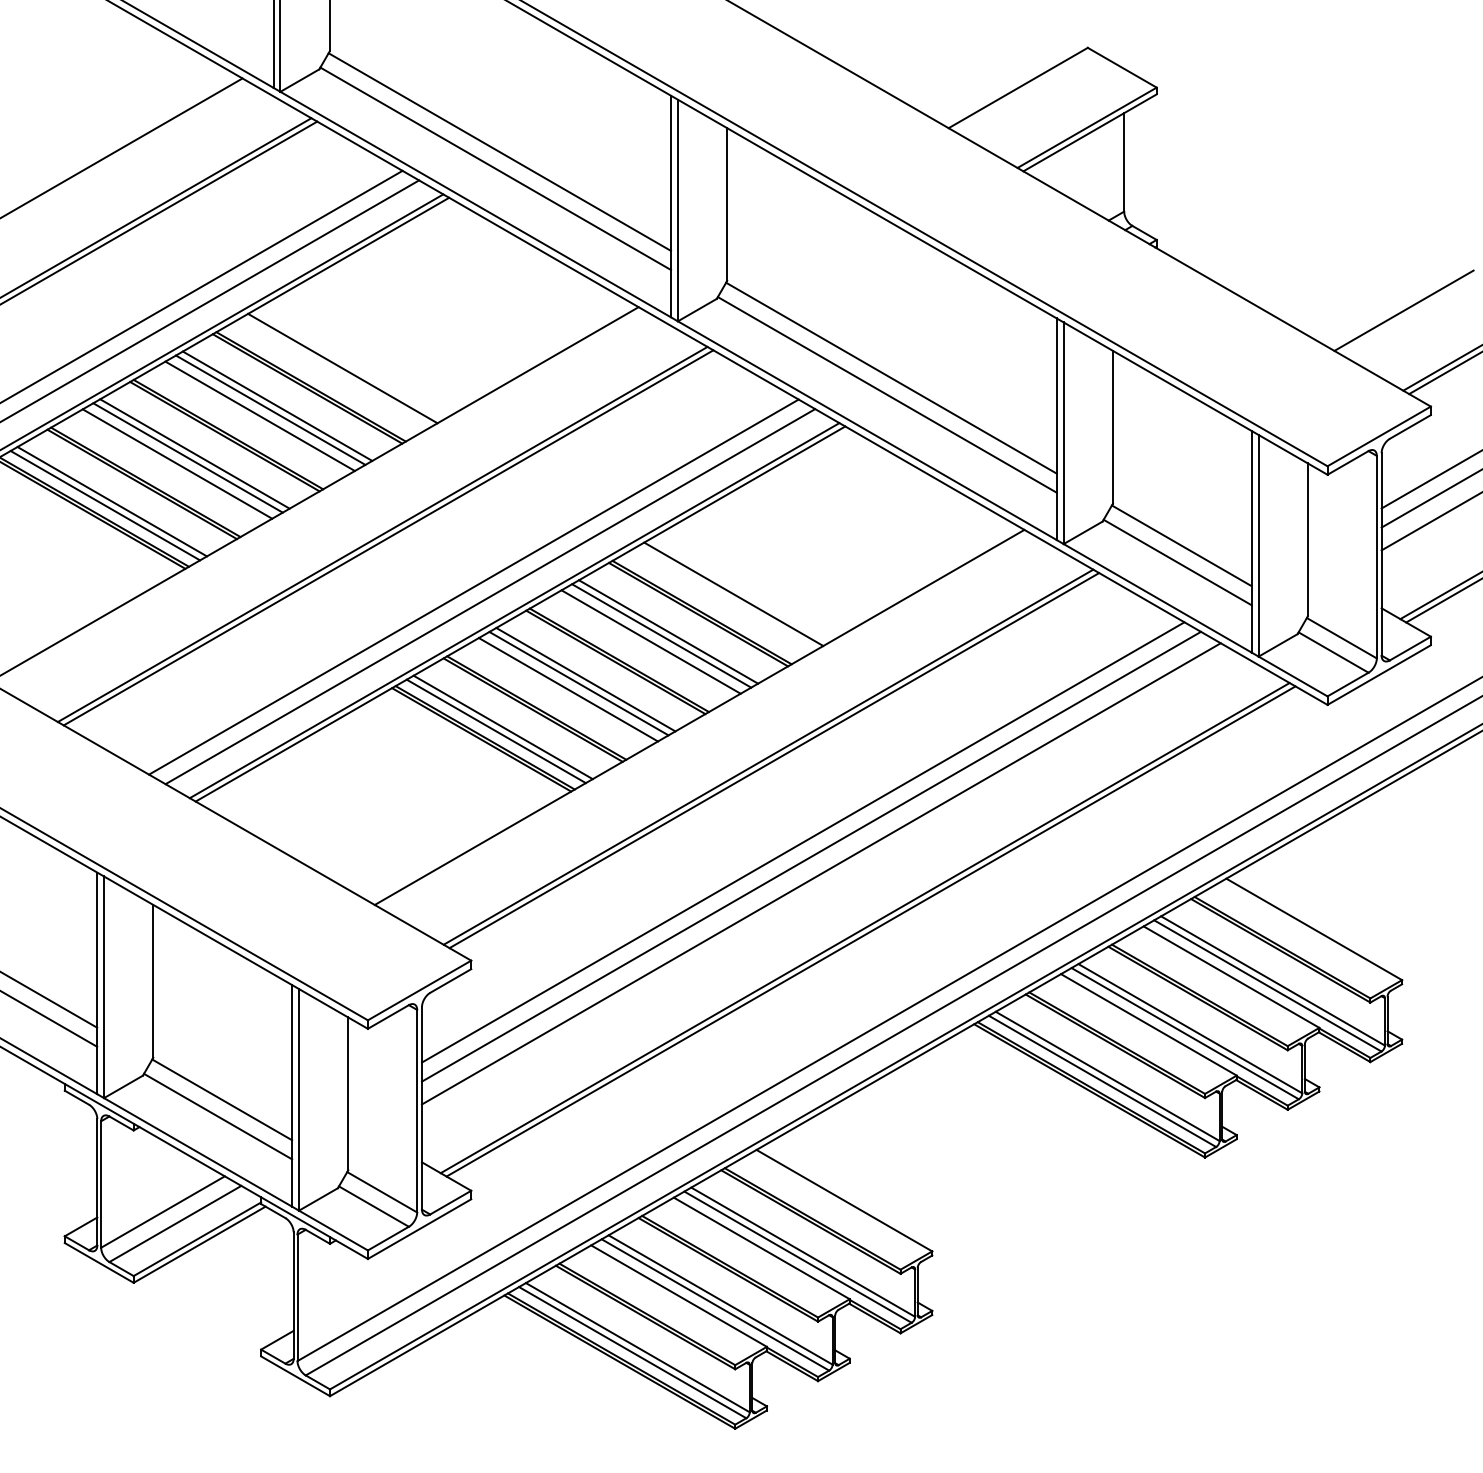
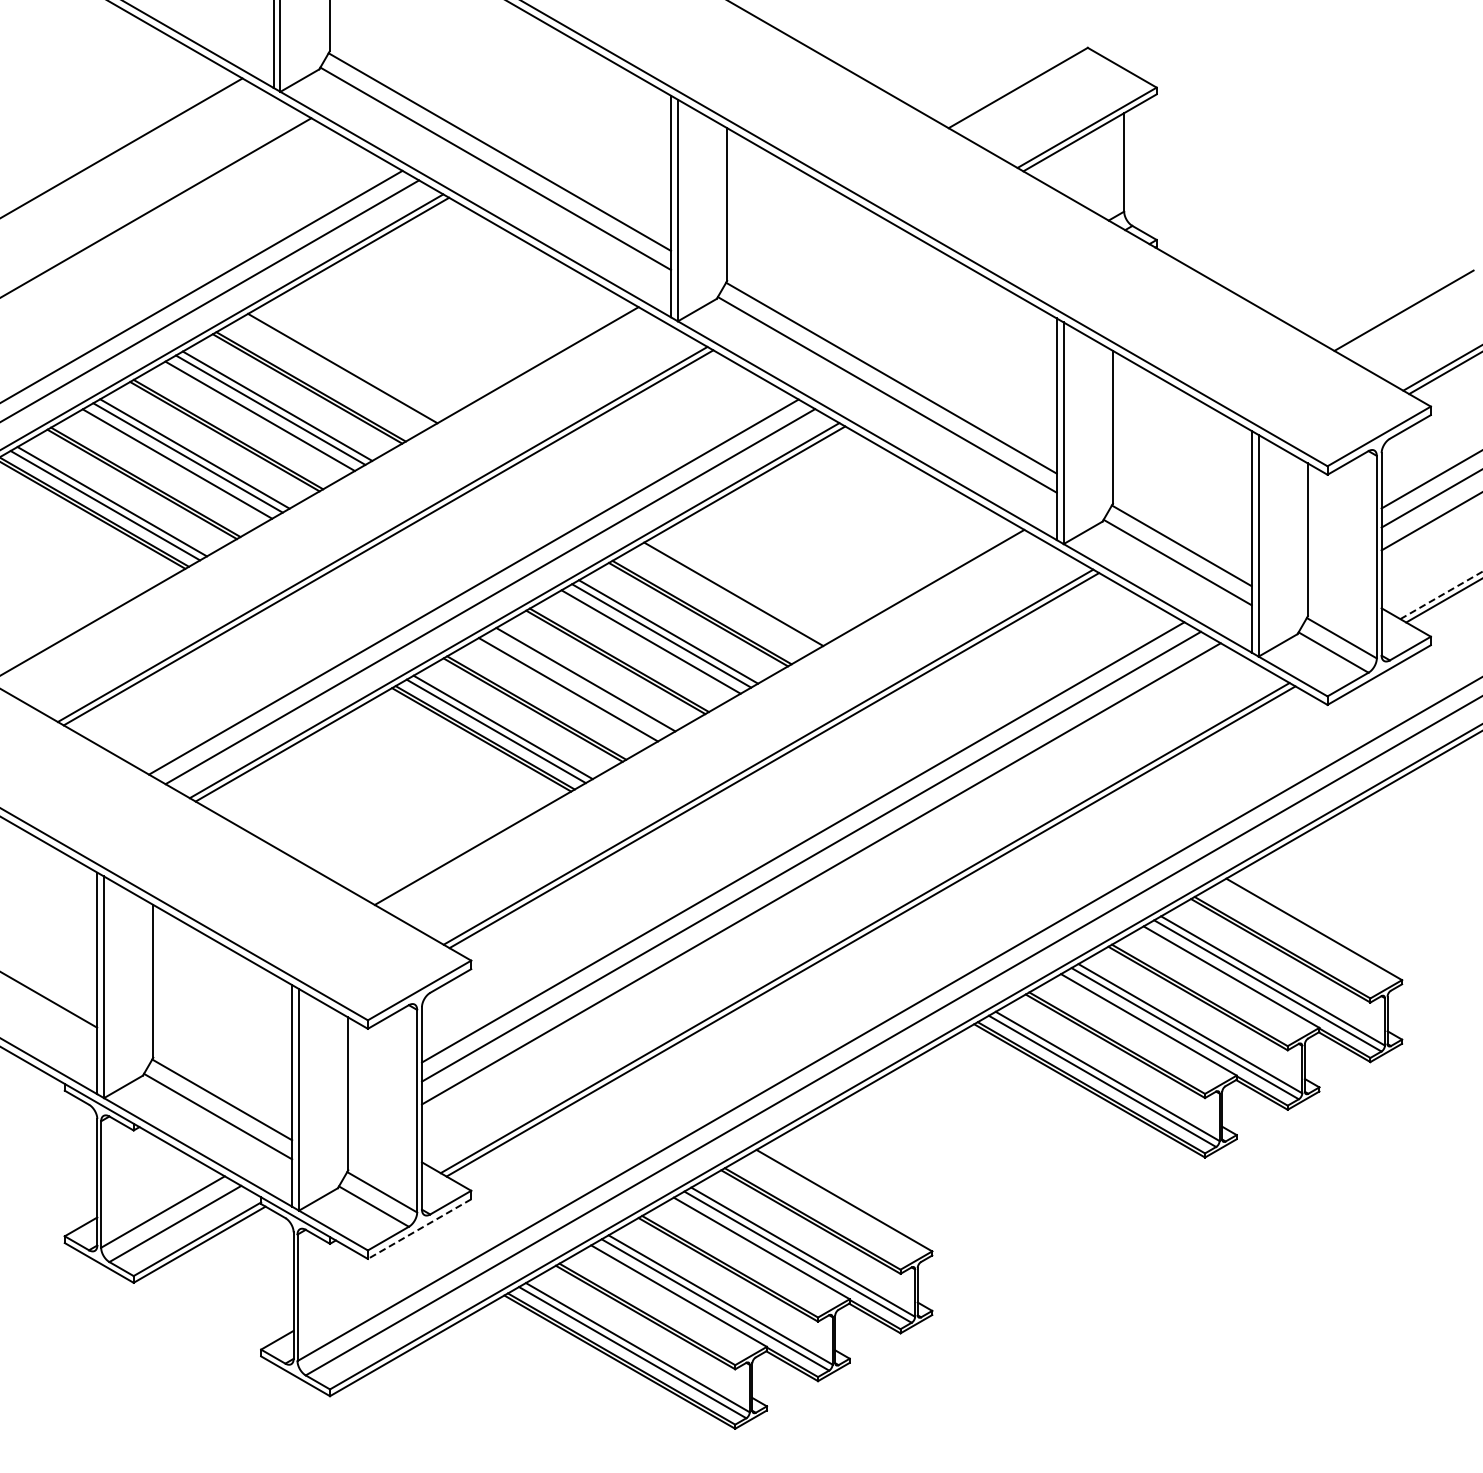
line: present -> none (159, 212)
line: solid -> dashed (1441, 595)
line: present -> none (578, 683)
line: present -> none (49, 1019)
line: solid -> dashed (419, 1229)
